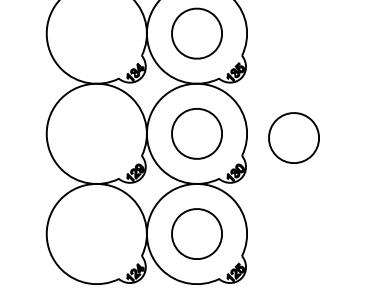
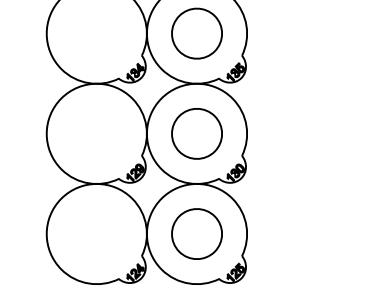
part: present -> none (293, 137)
